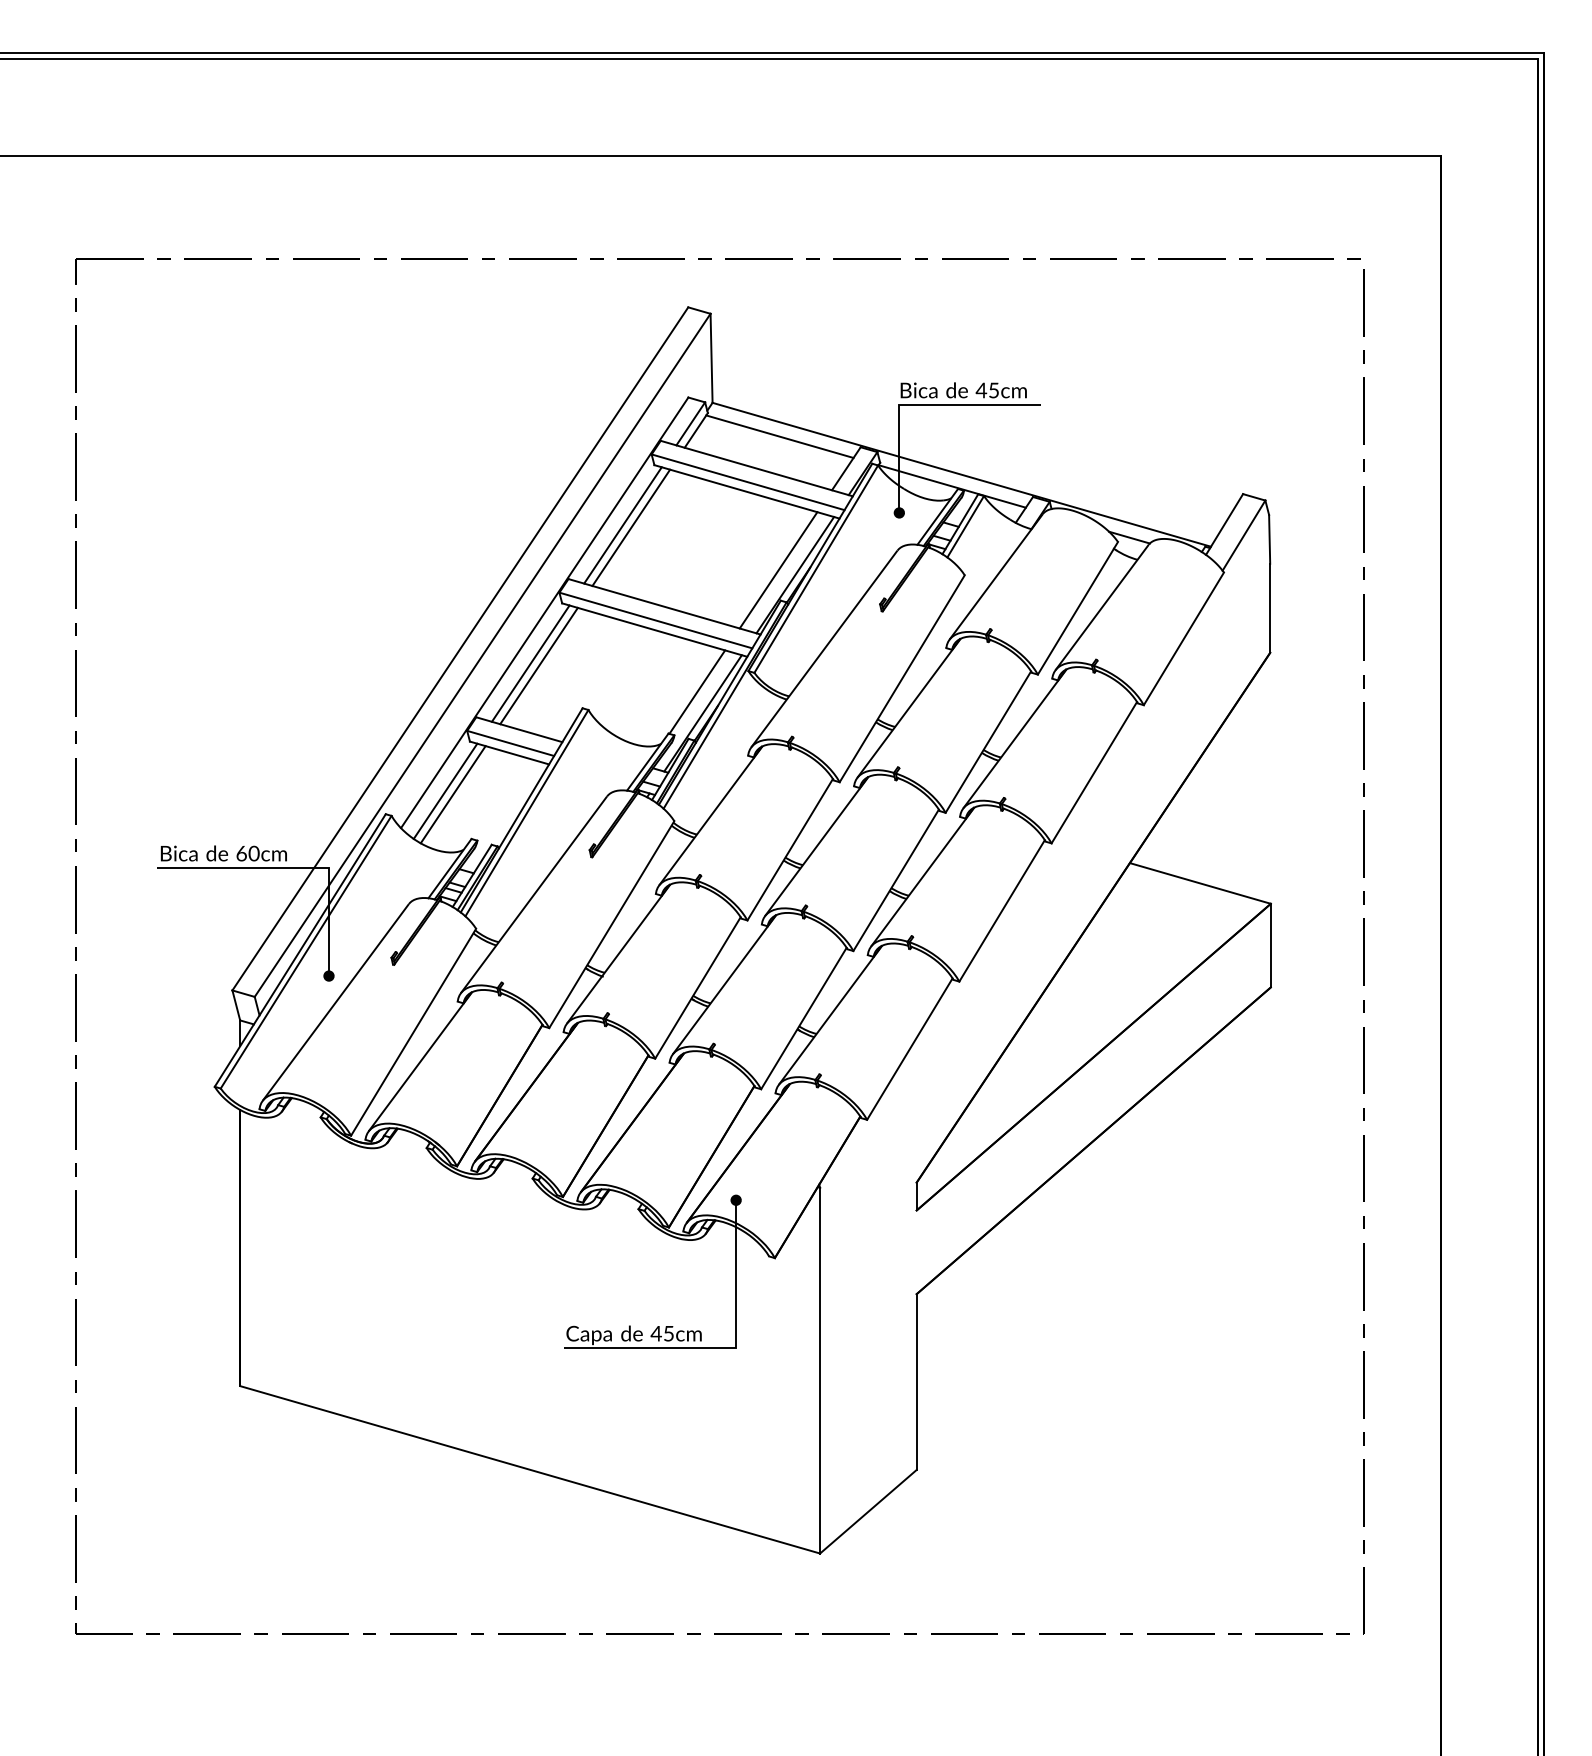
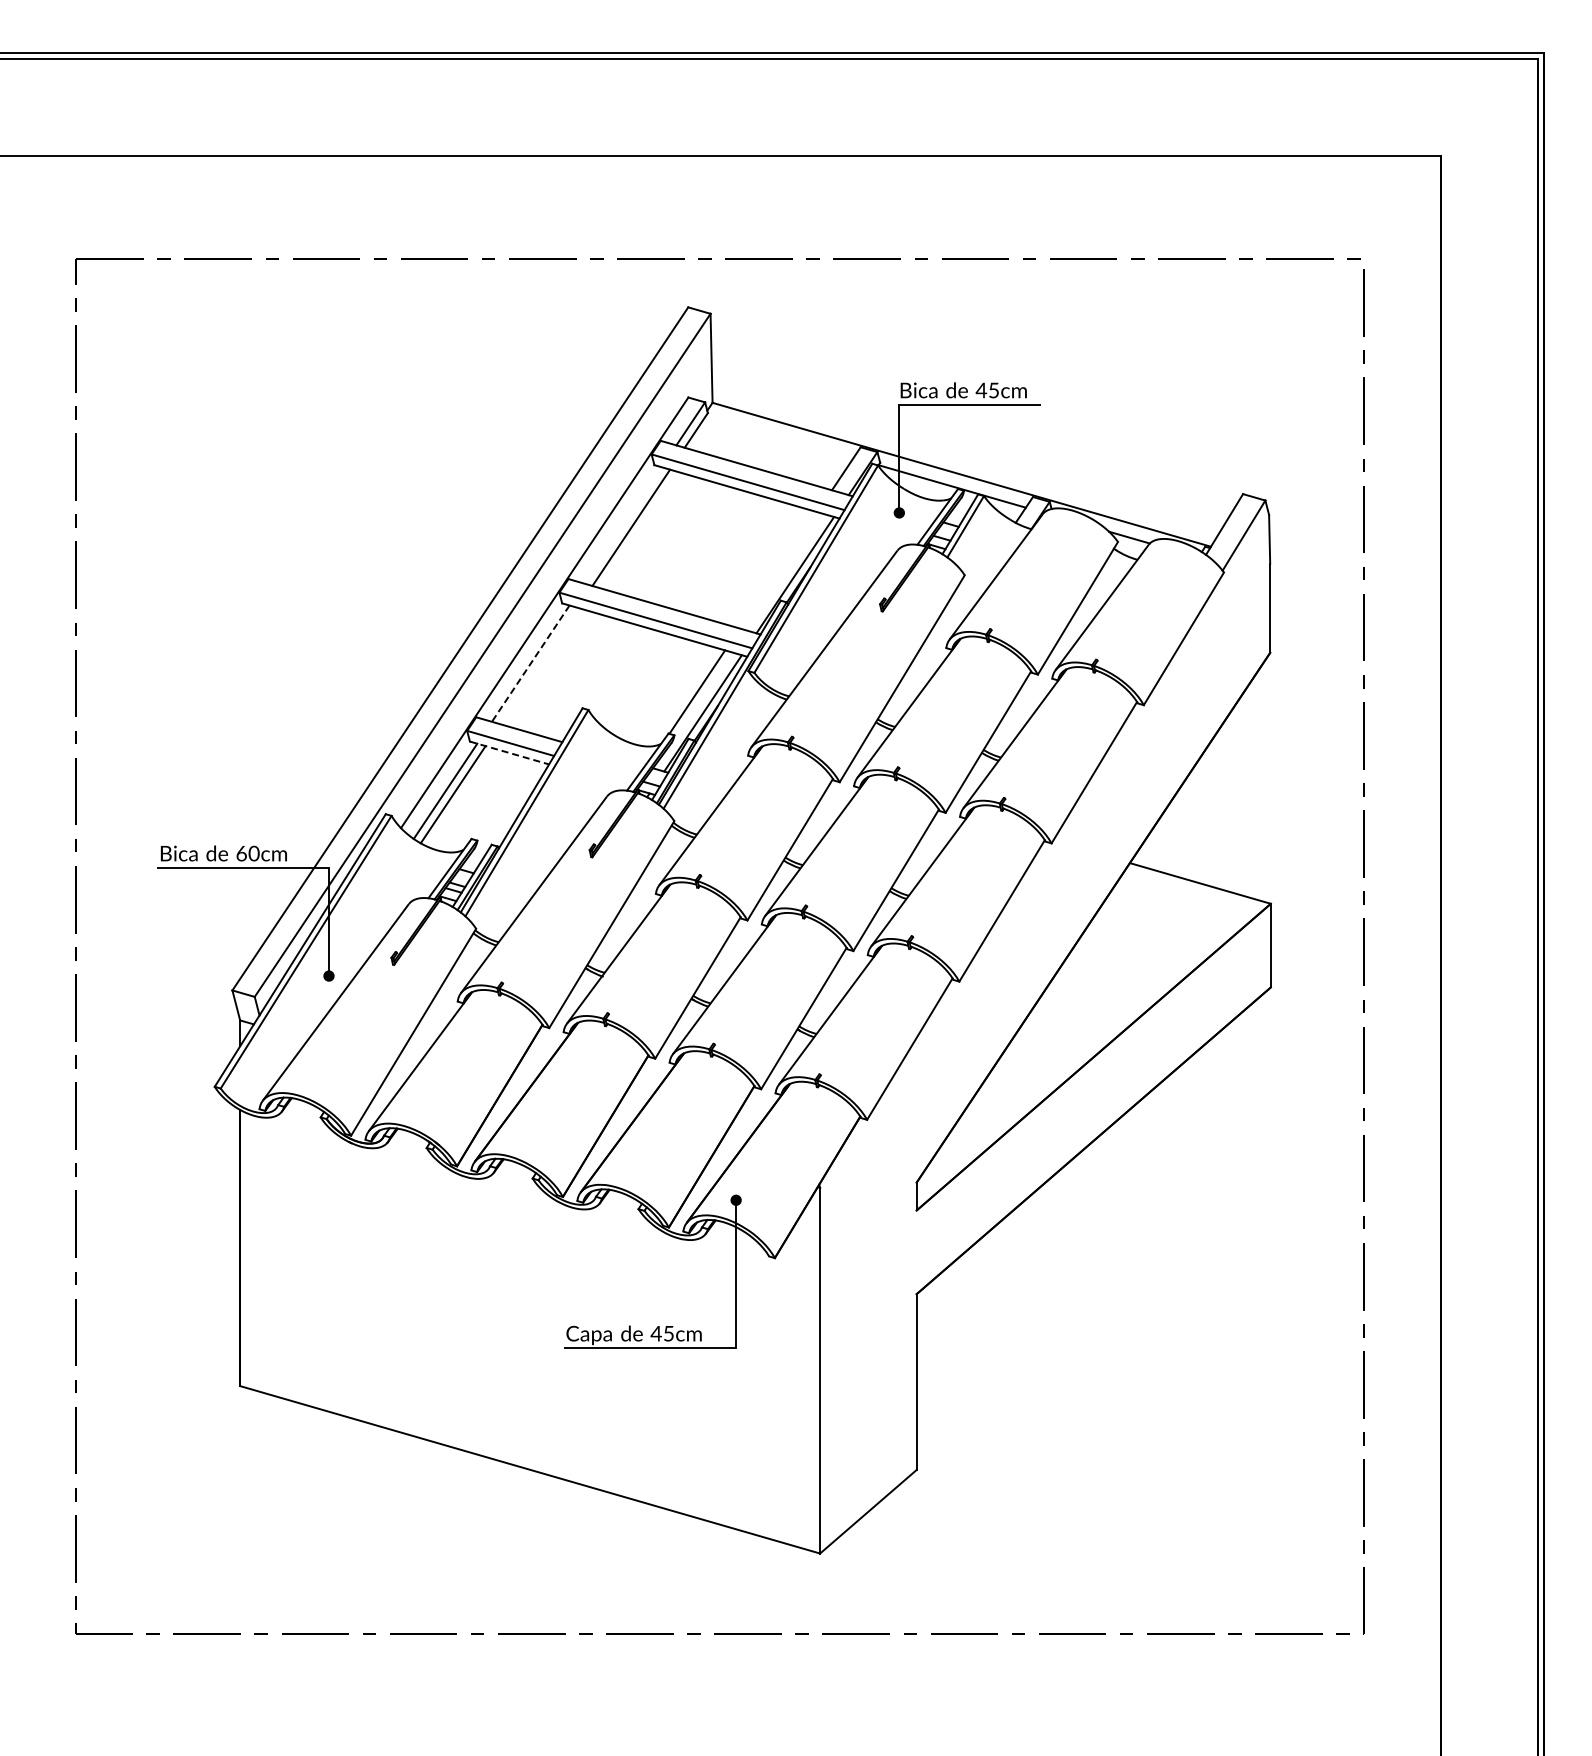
line: present -> none (779, 436)
line: present -> none (622, 525)
line: present -> none (778, 570)
line: solid -> dashed (530, 663)
line: present -> none (538, 665)
line: solid -> dashed (510, 753)
